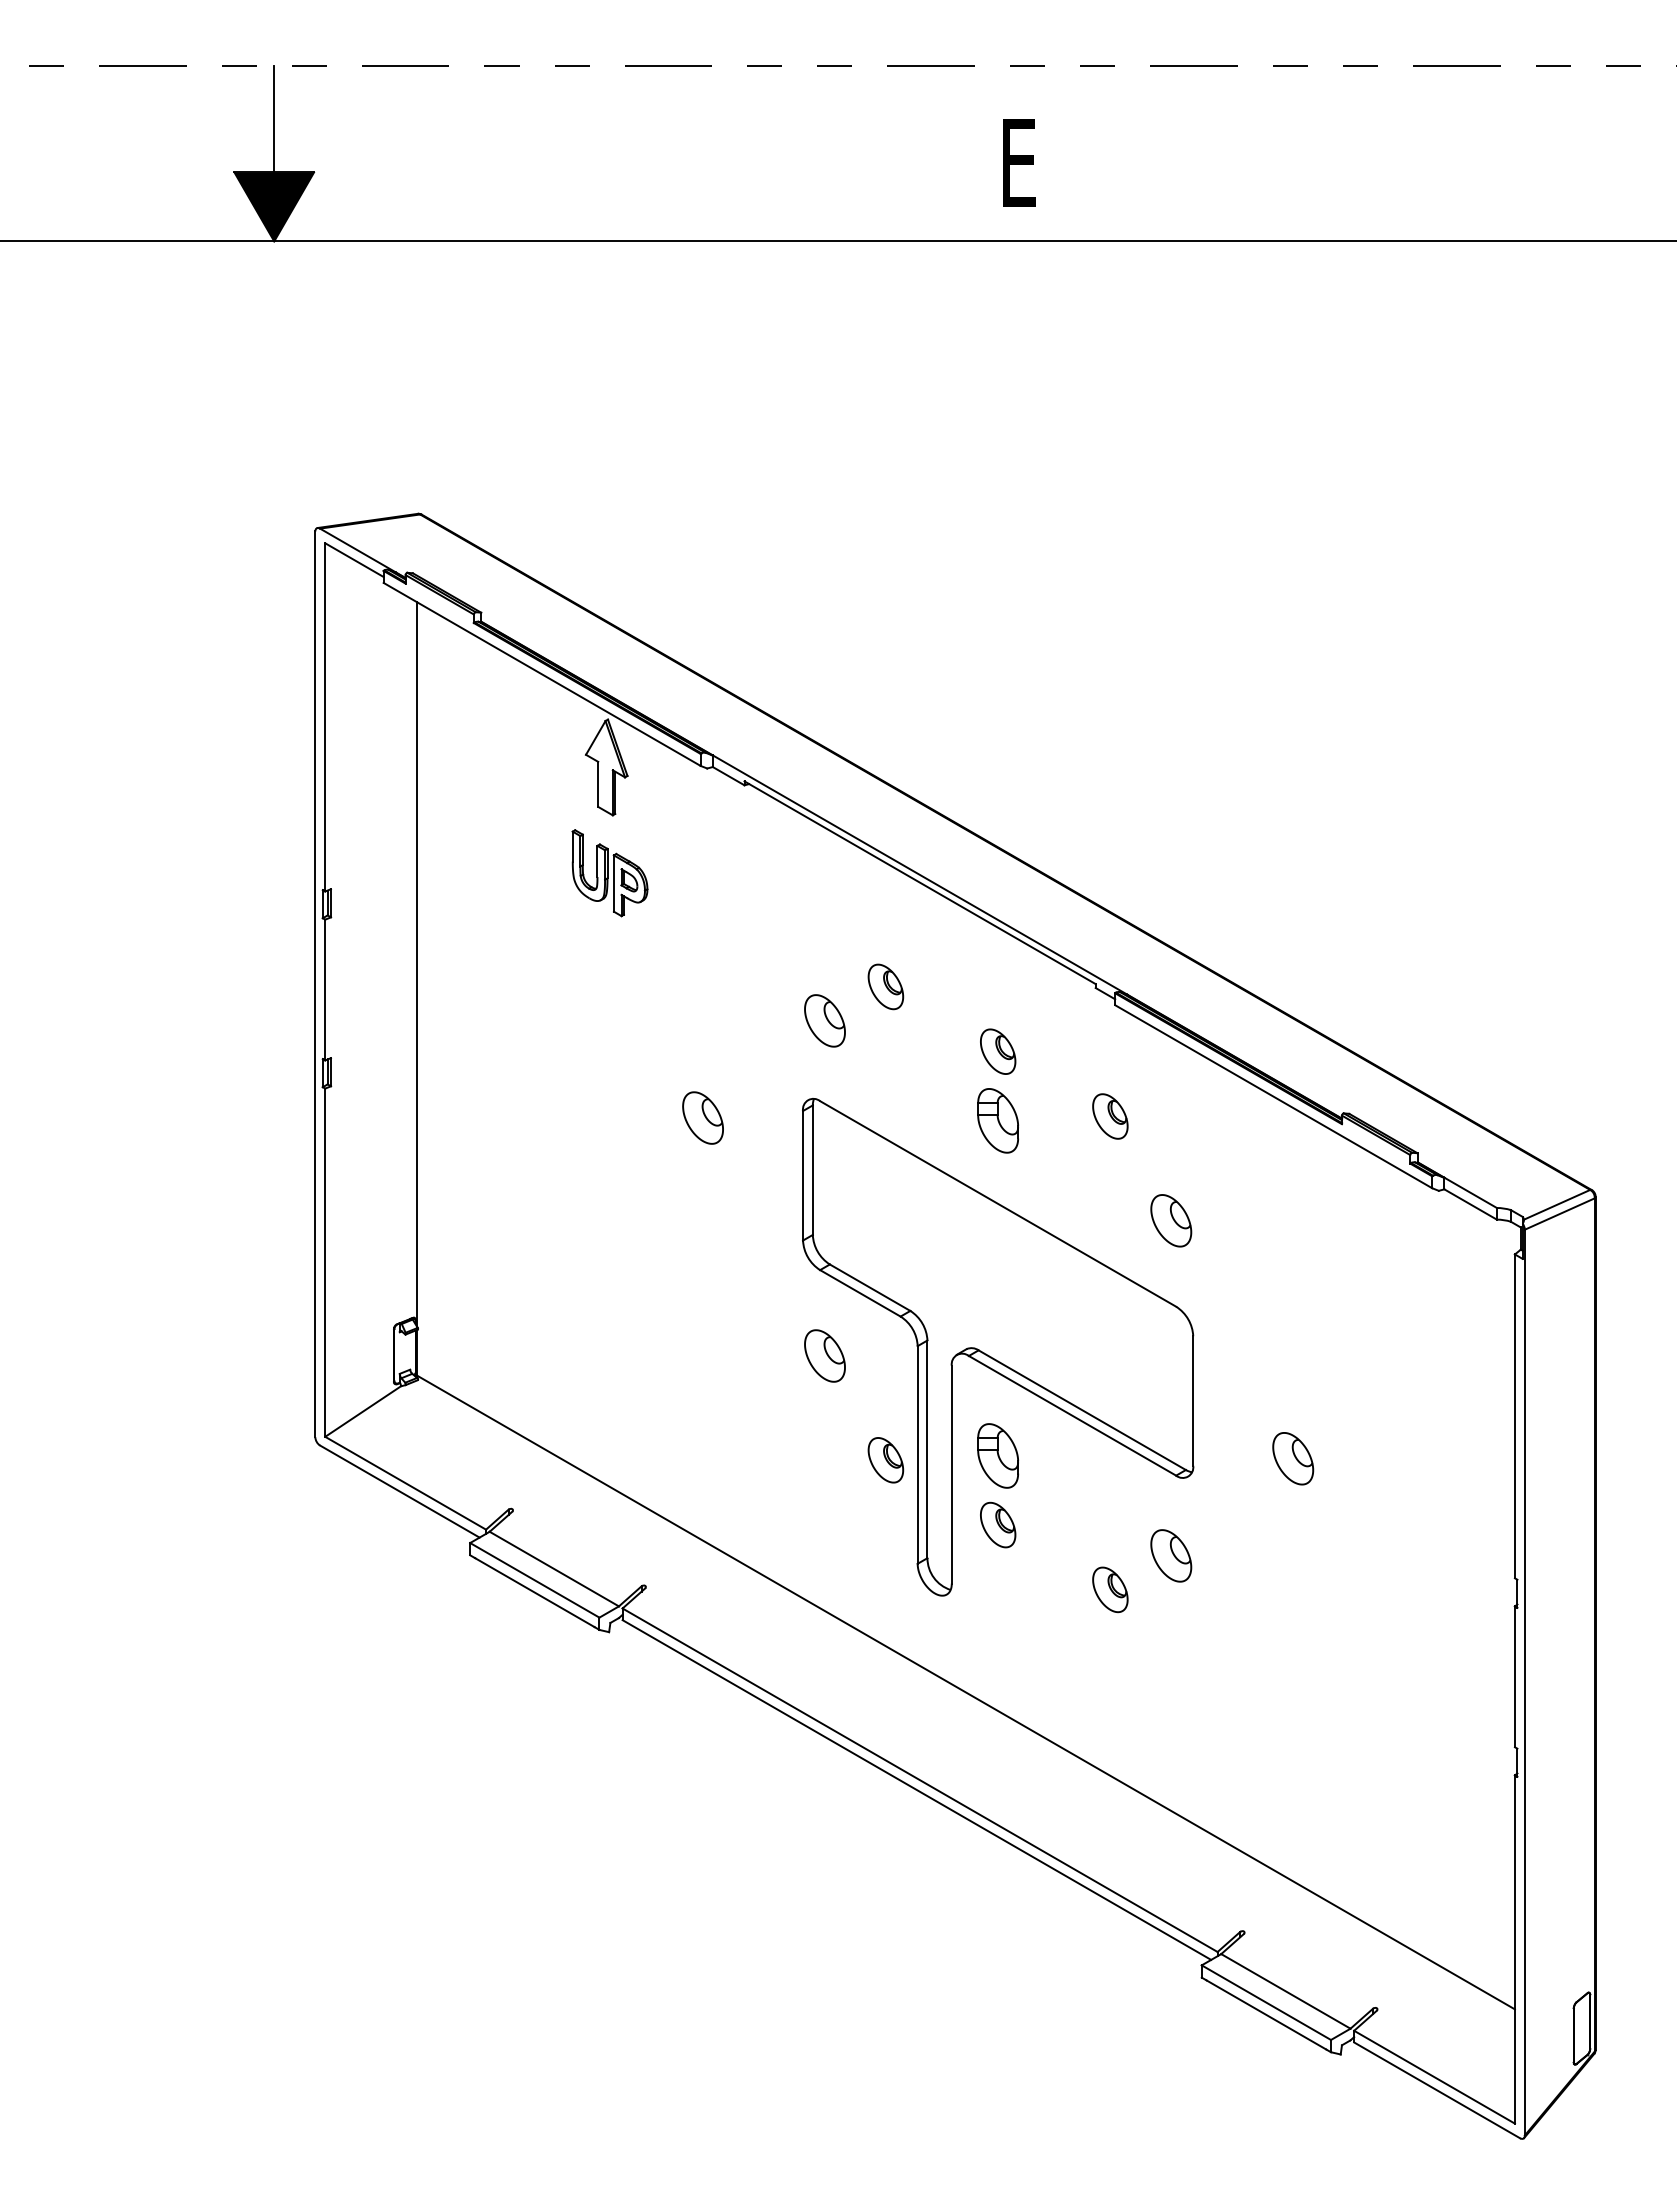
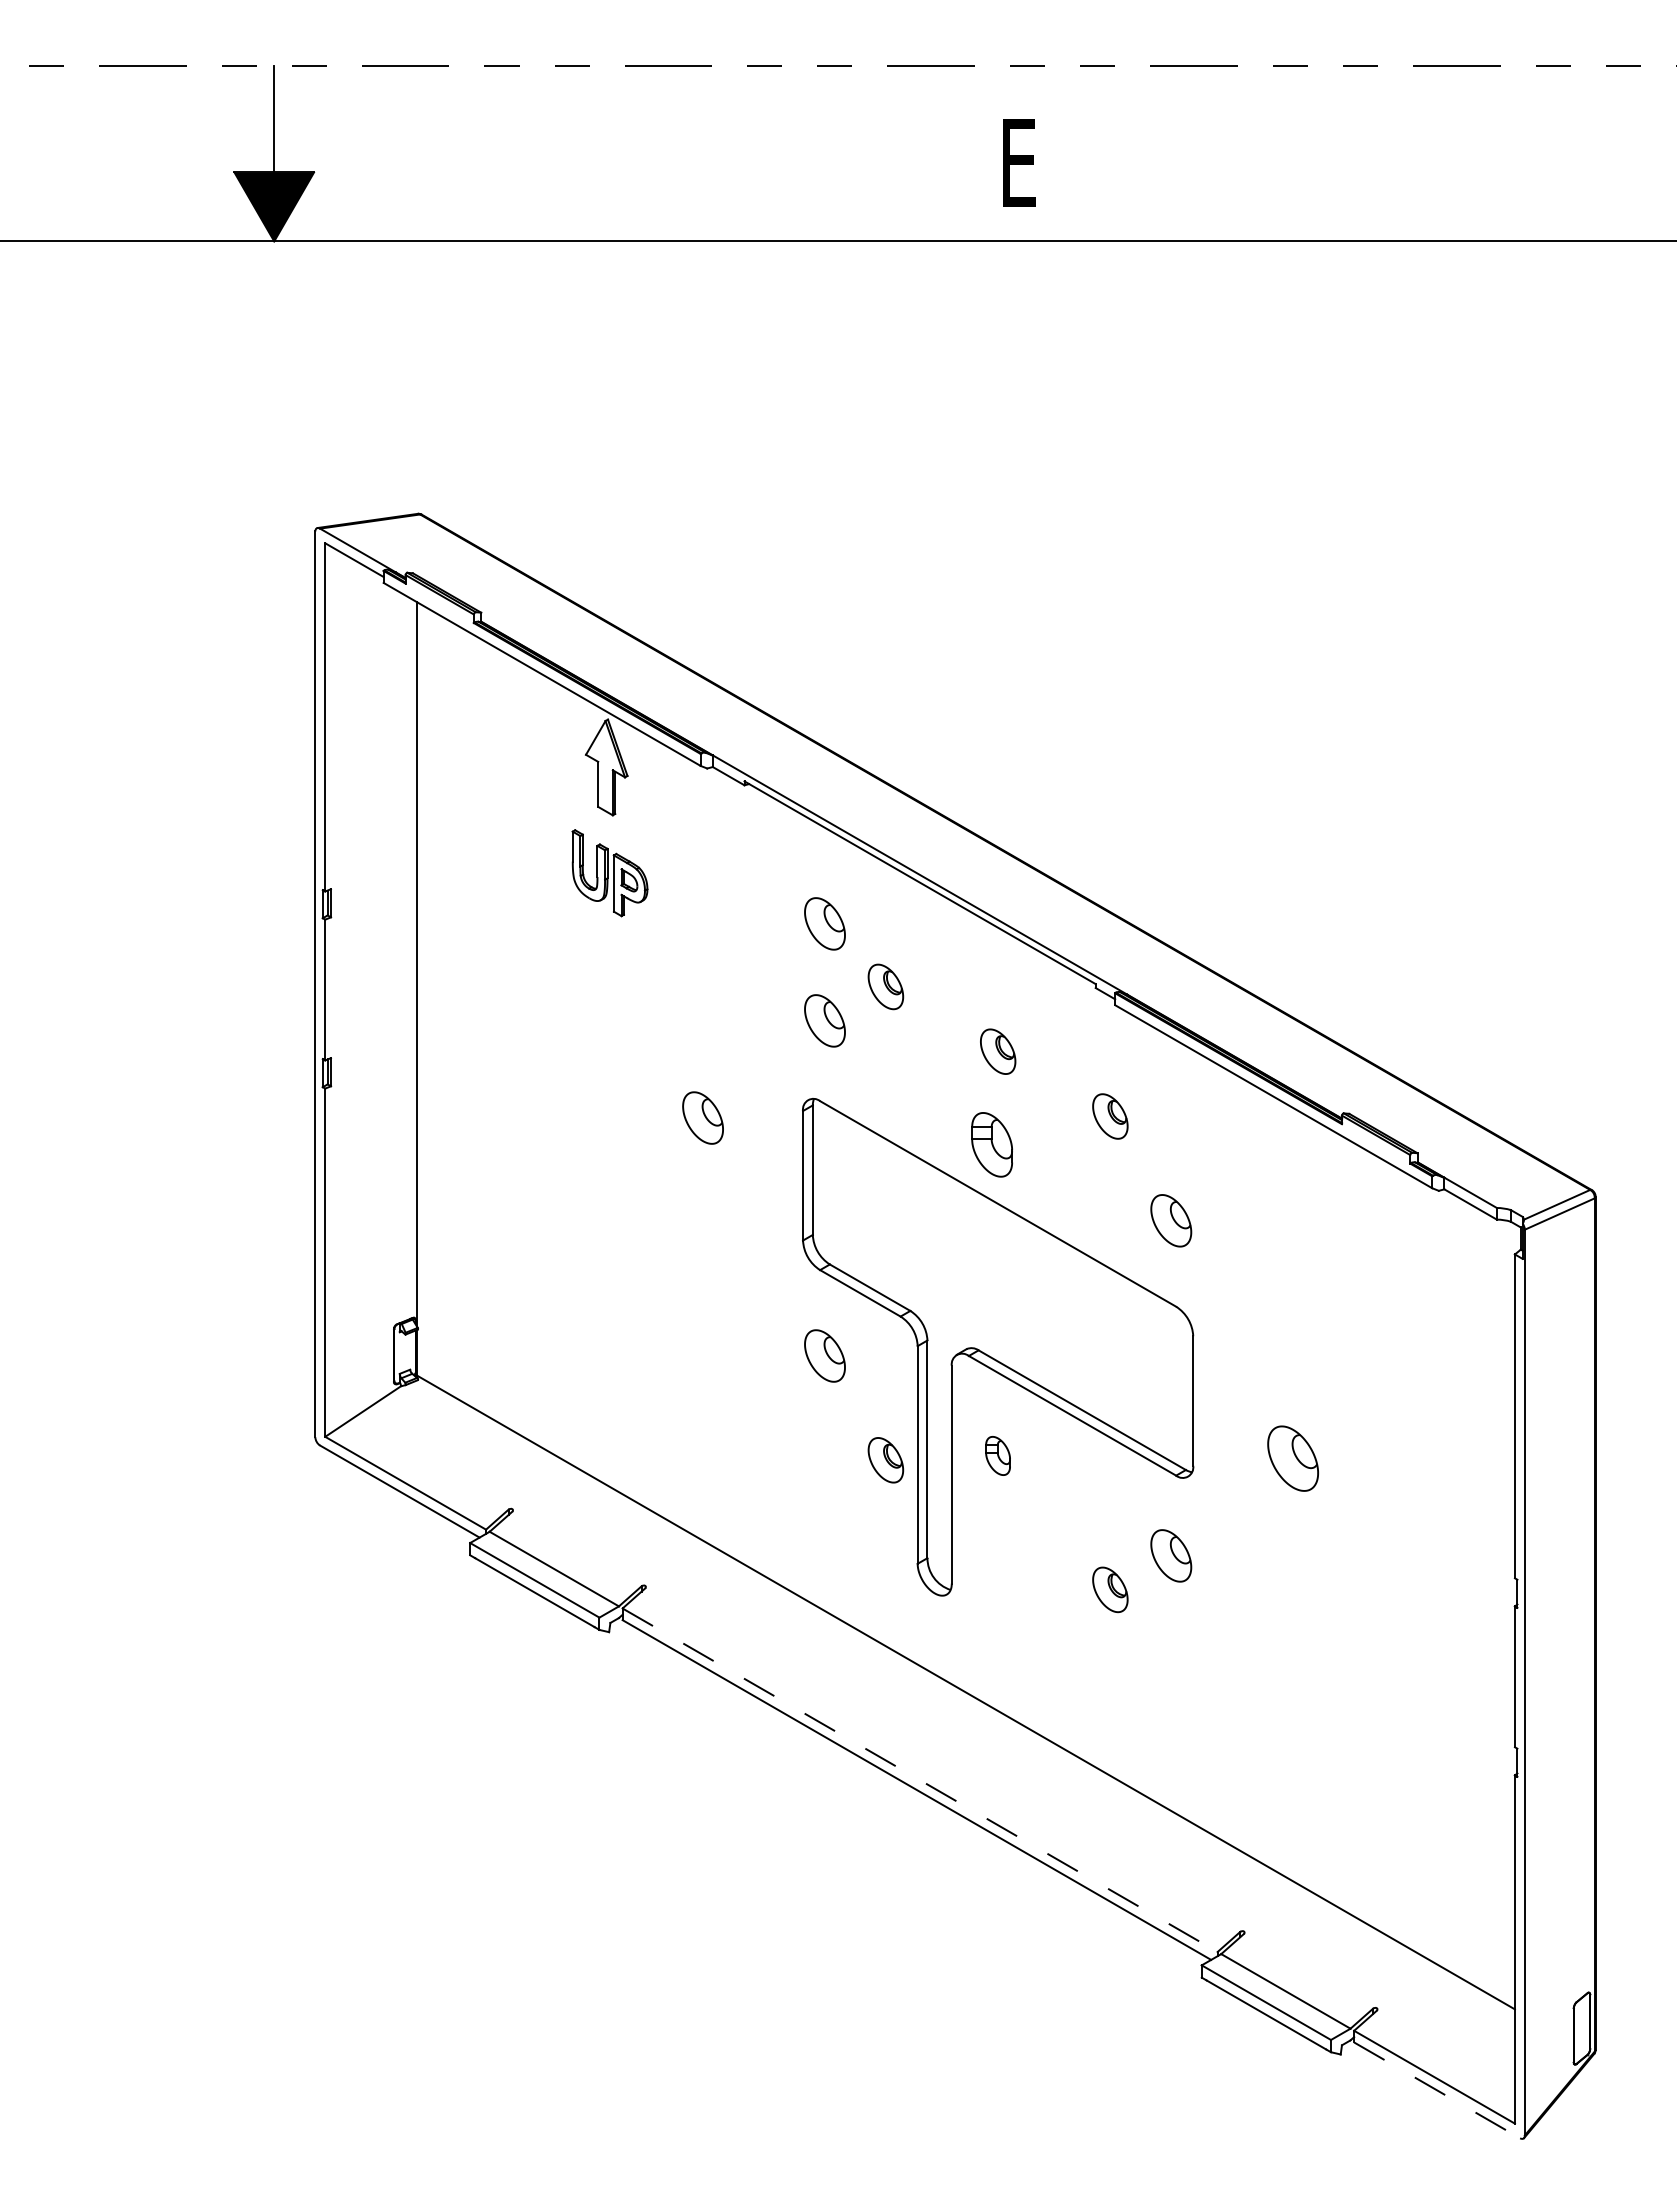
part: none -> present (824, 923)
part position: (997, 1120) -> (991, 1144) (991, 1144)
part size: 42x66 px -> 26x40 px (997, 1455)
part size: 43x54 px -> 52x67 px (1292, 1458)
part: present -> none (998, 1524)
line: solid -> dashed (920, 1780)
line: solid -> dashed (1437, 2090)
